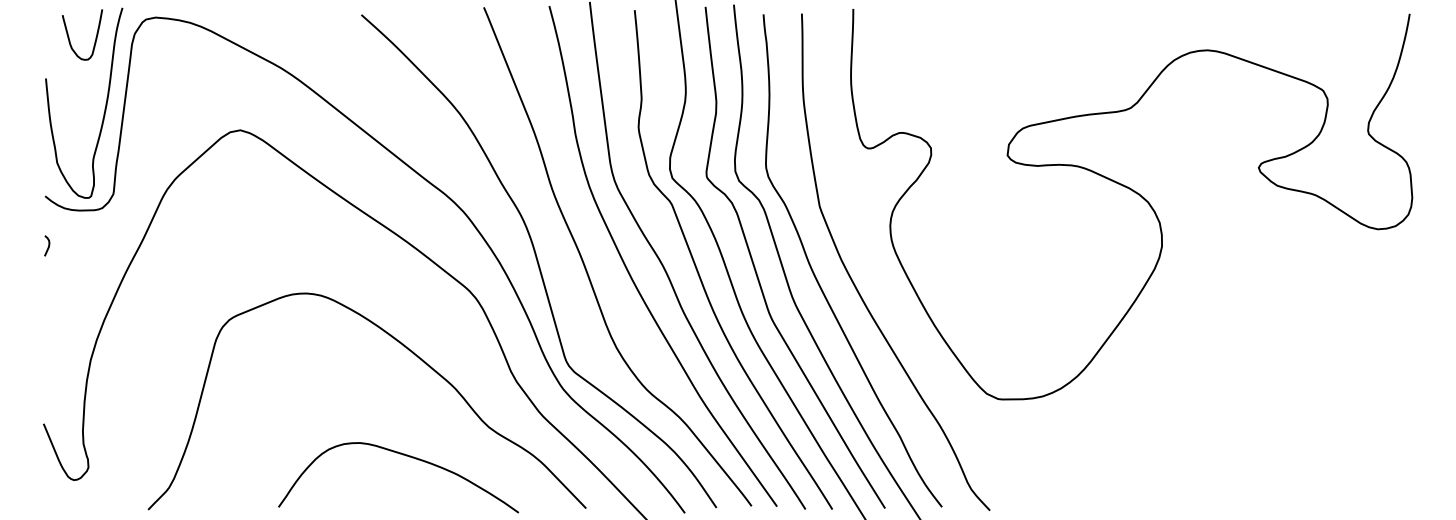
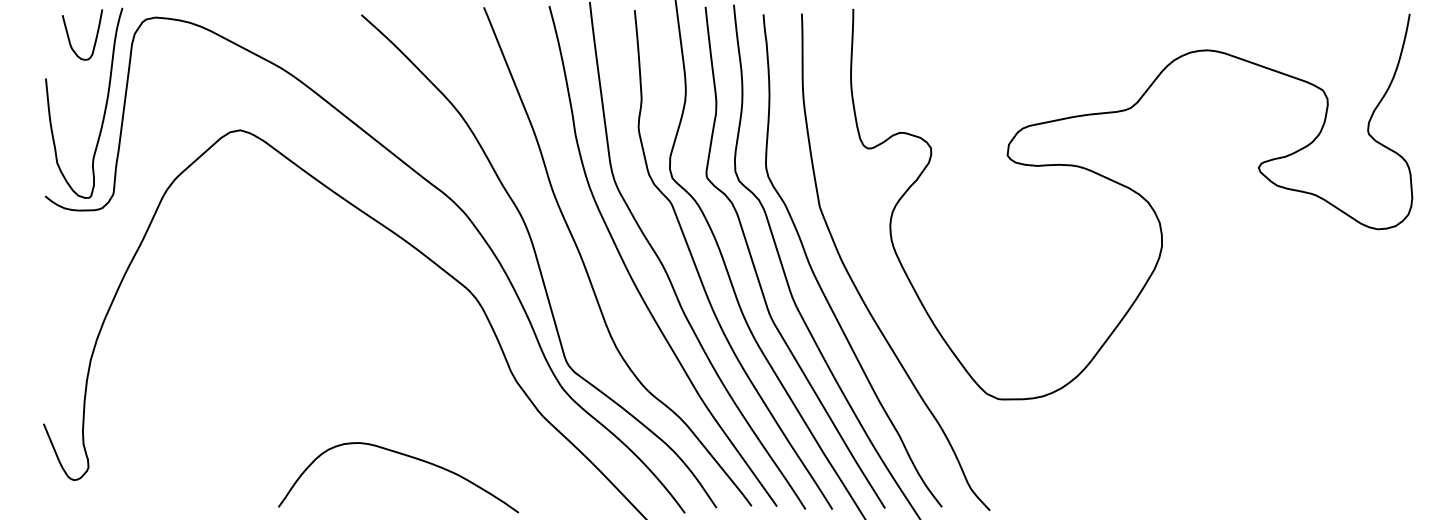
curve: present -> none (48, 245)
curve: present -> none (404, 347)
